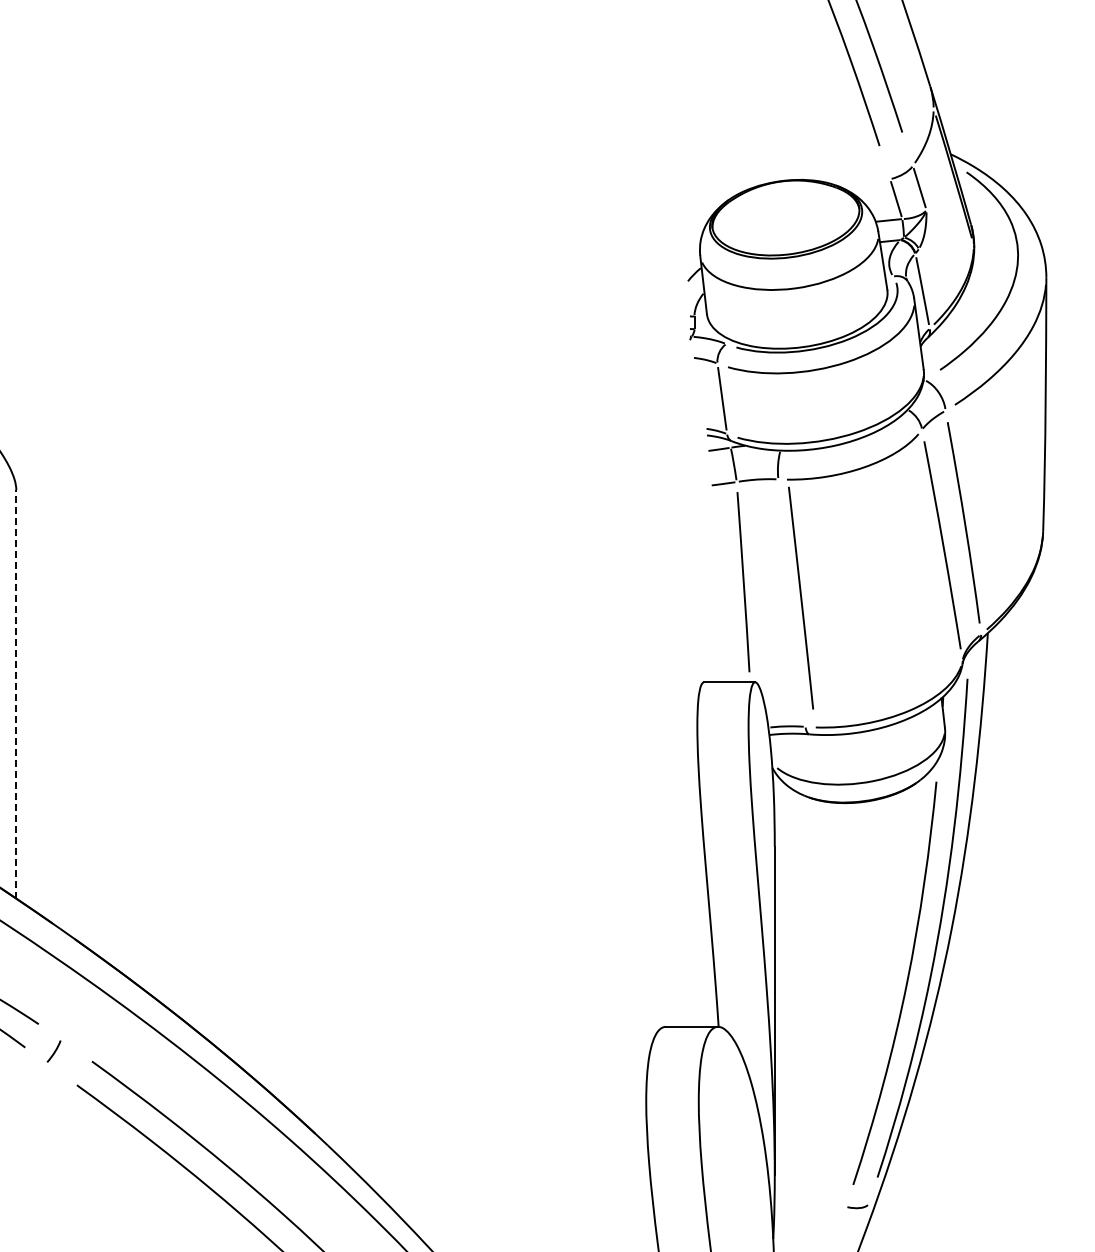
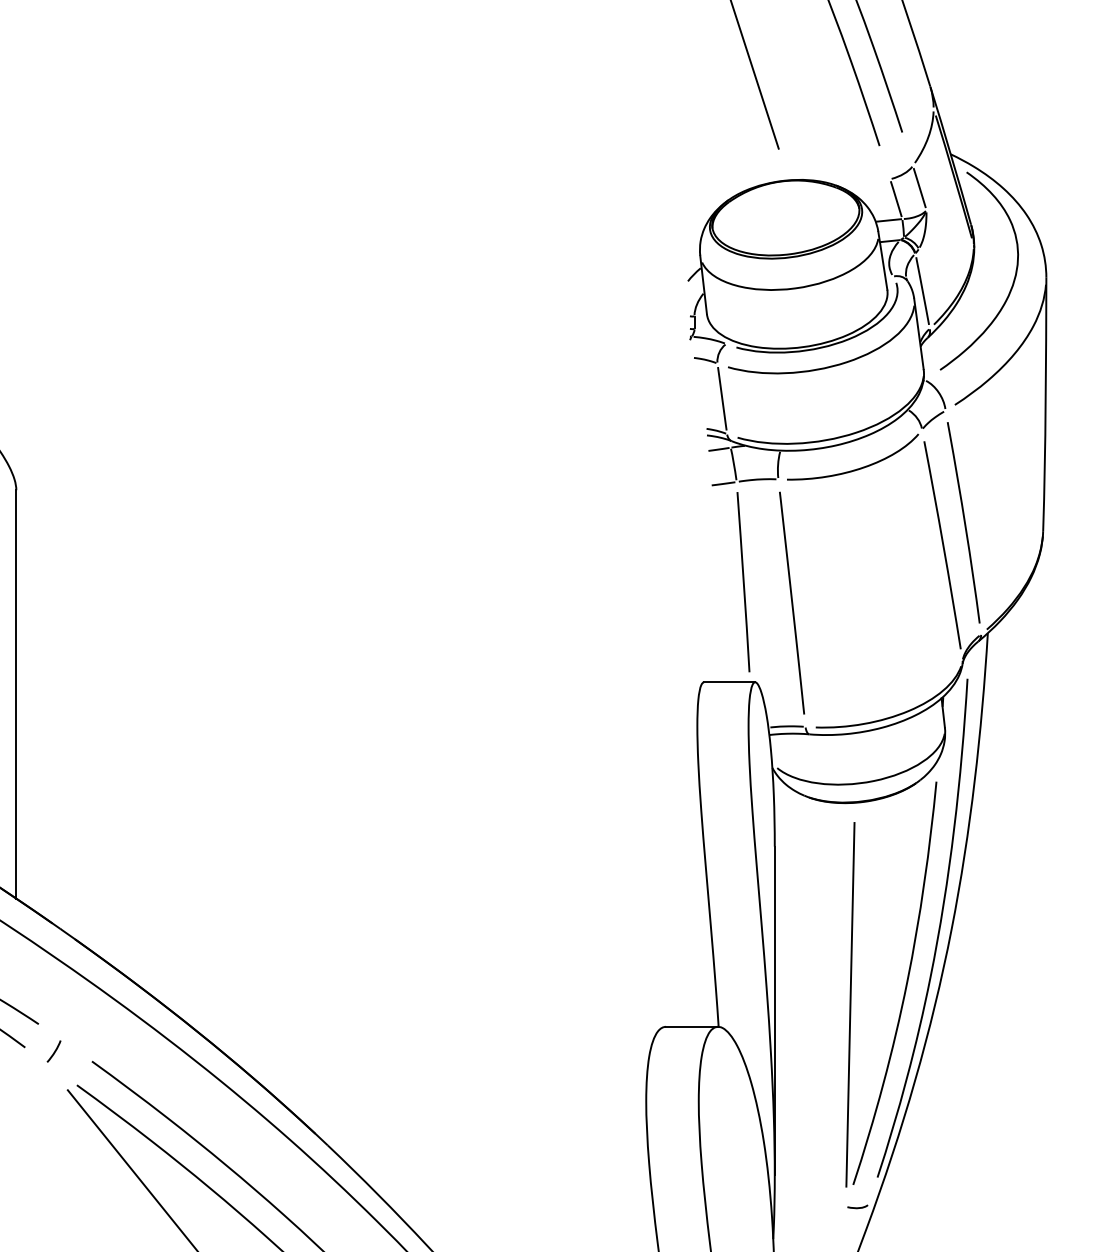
line: none -> present (754, 75)
line position: (800, 597) -> (791, 602) (791, 602)
line: dashed -> solid (16, 693)
line: none -> present (850, 1004)
line: none -> present (131, 1169)
